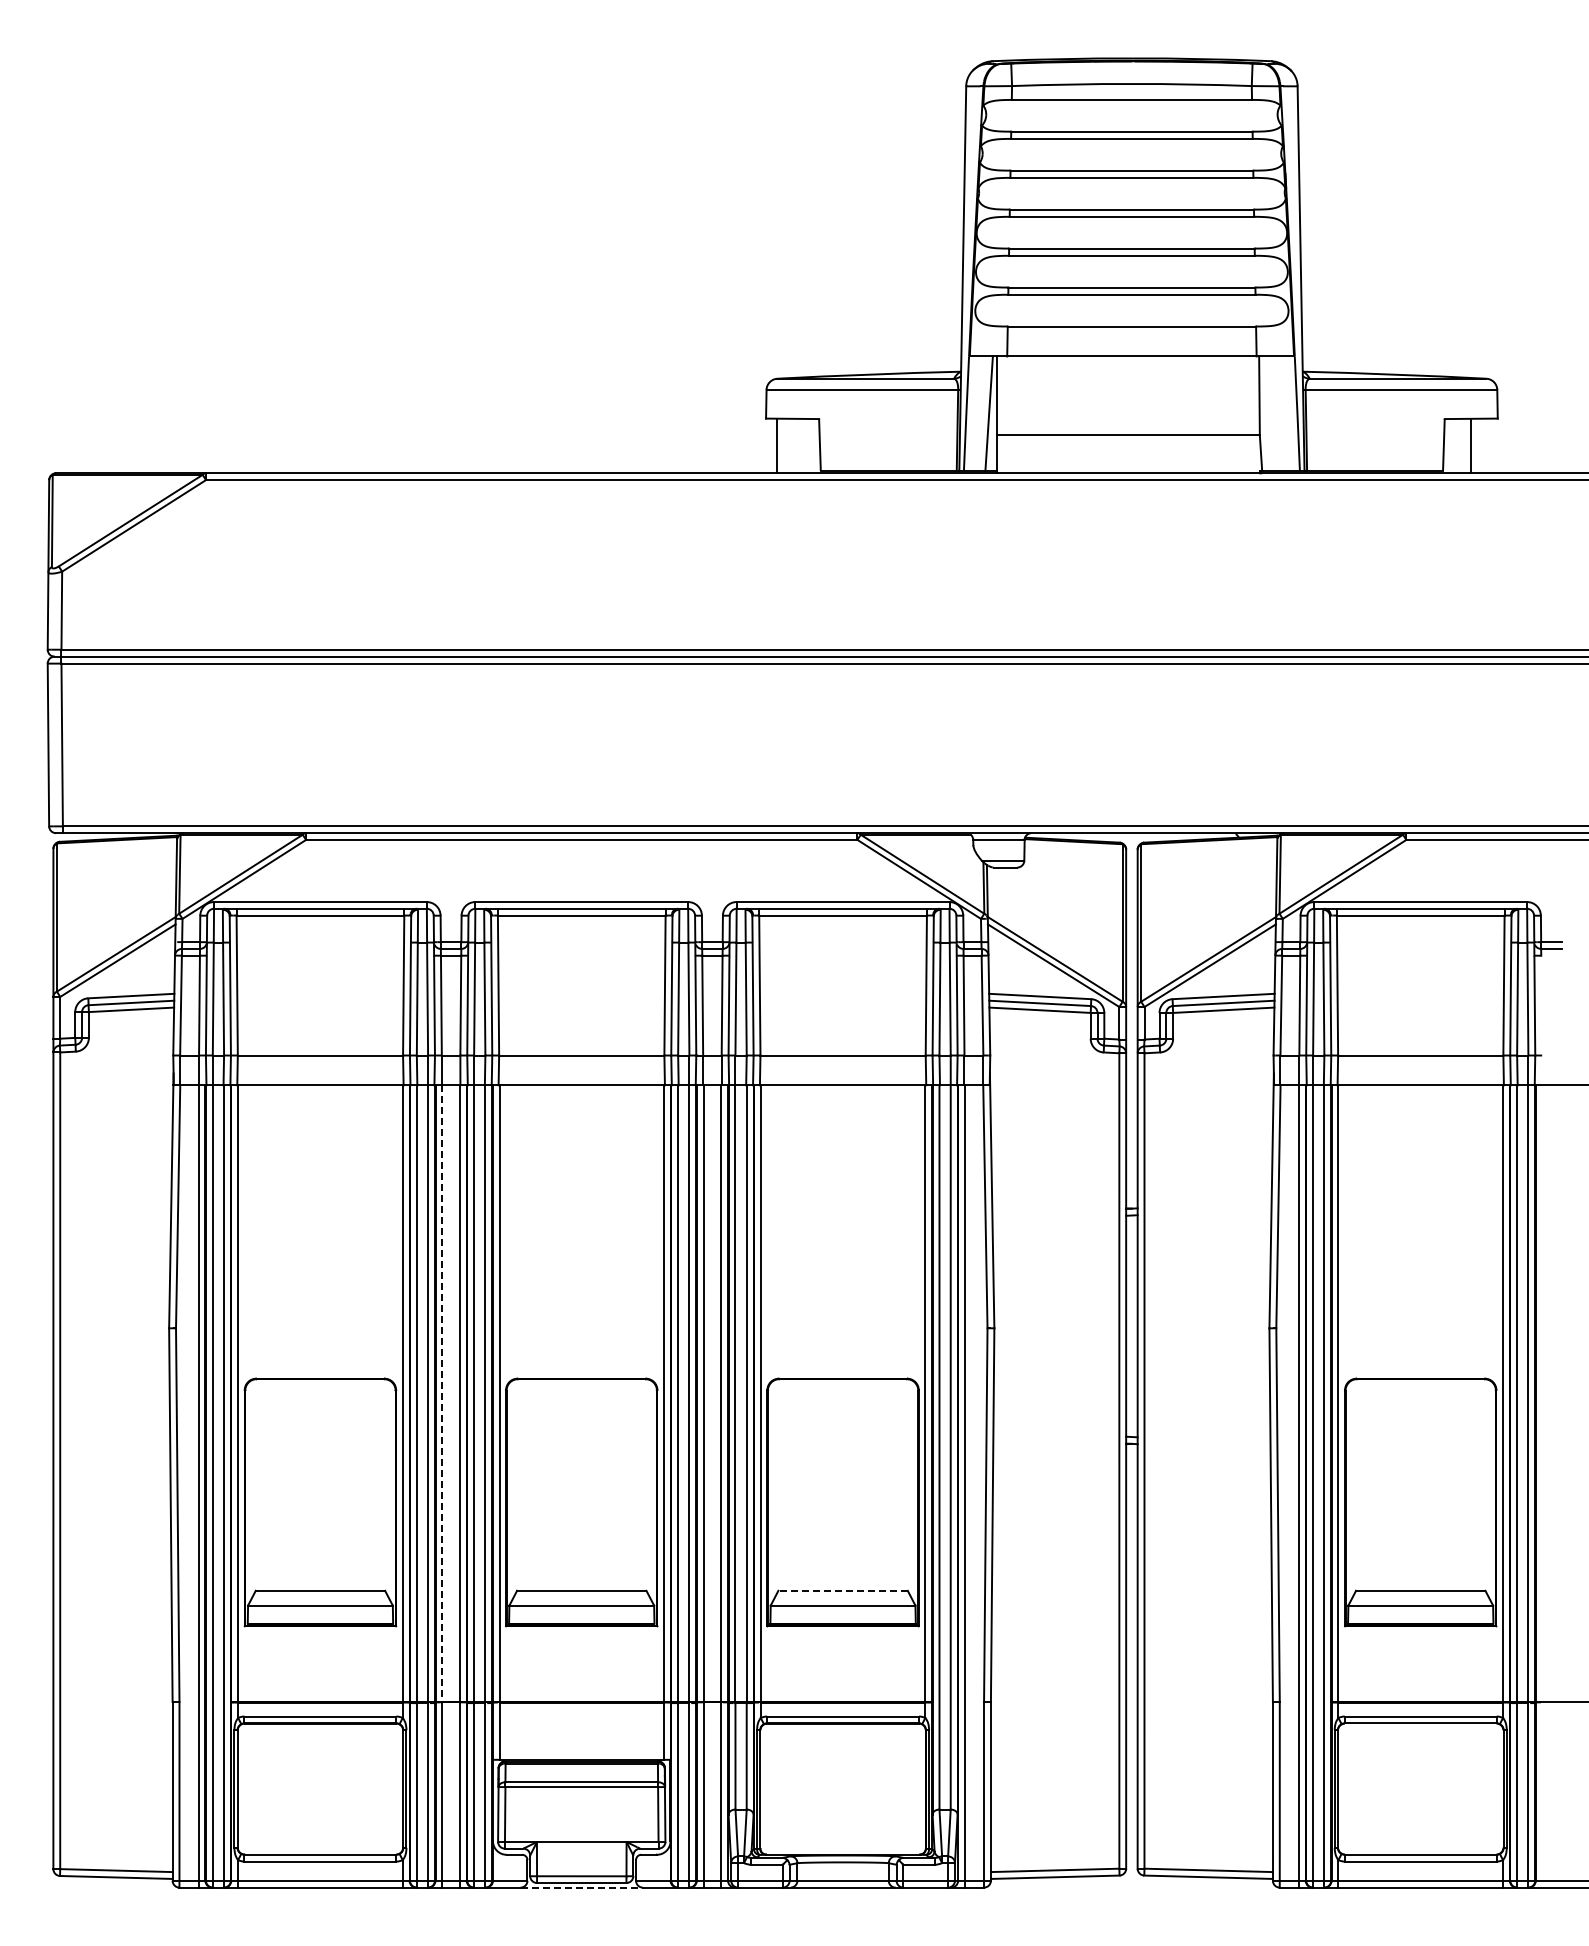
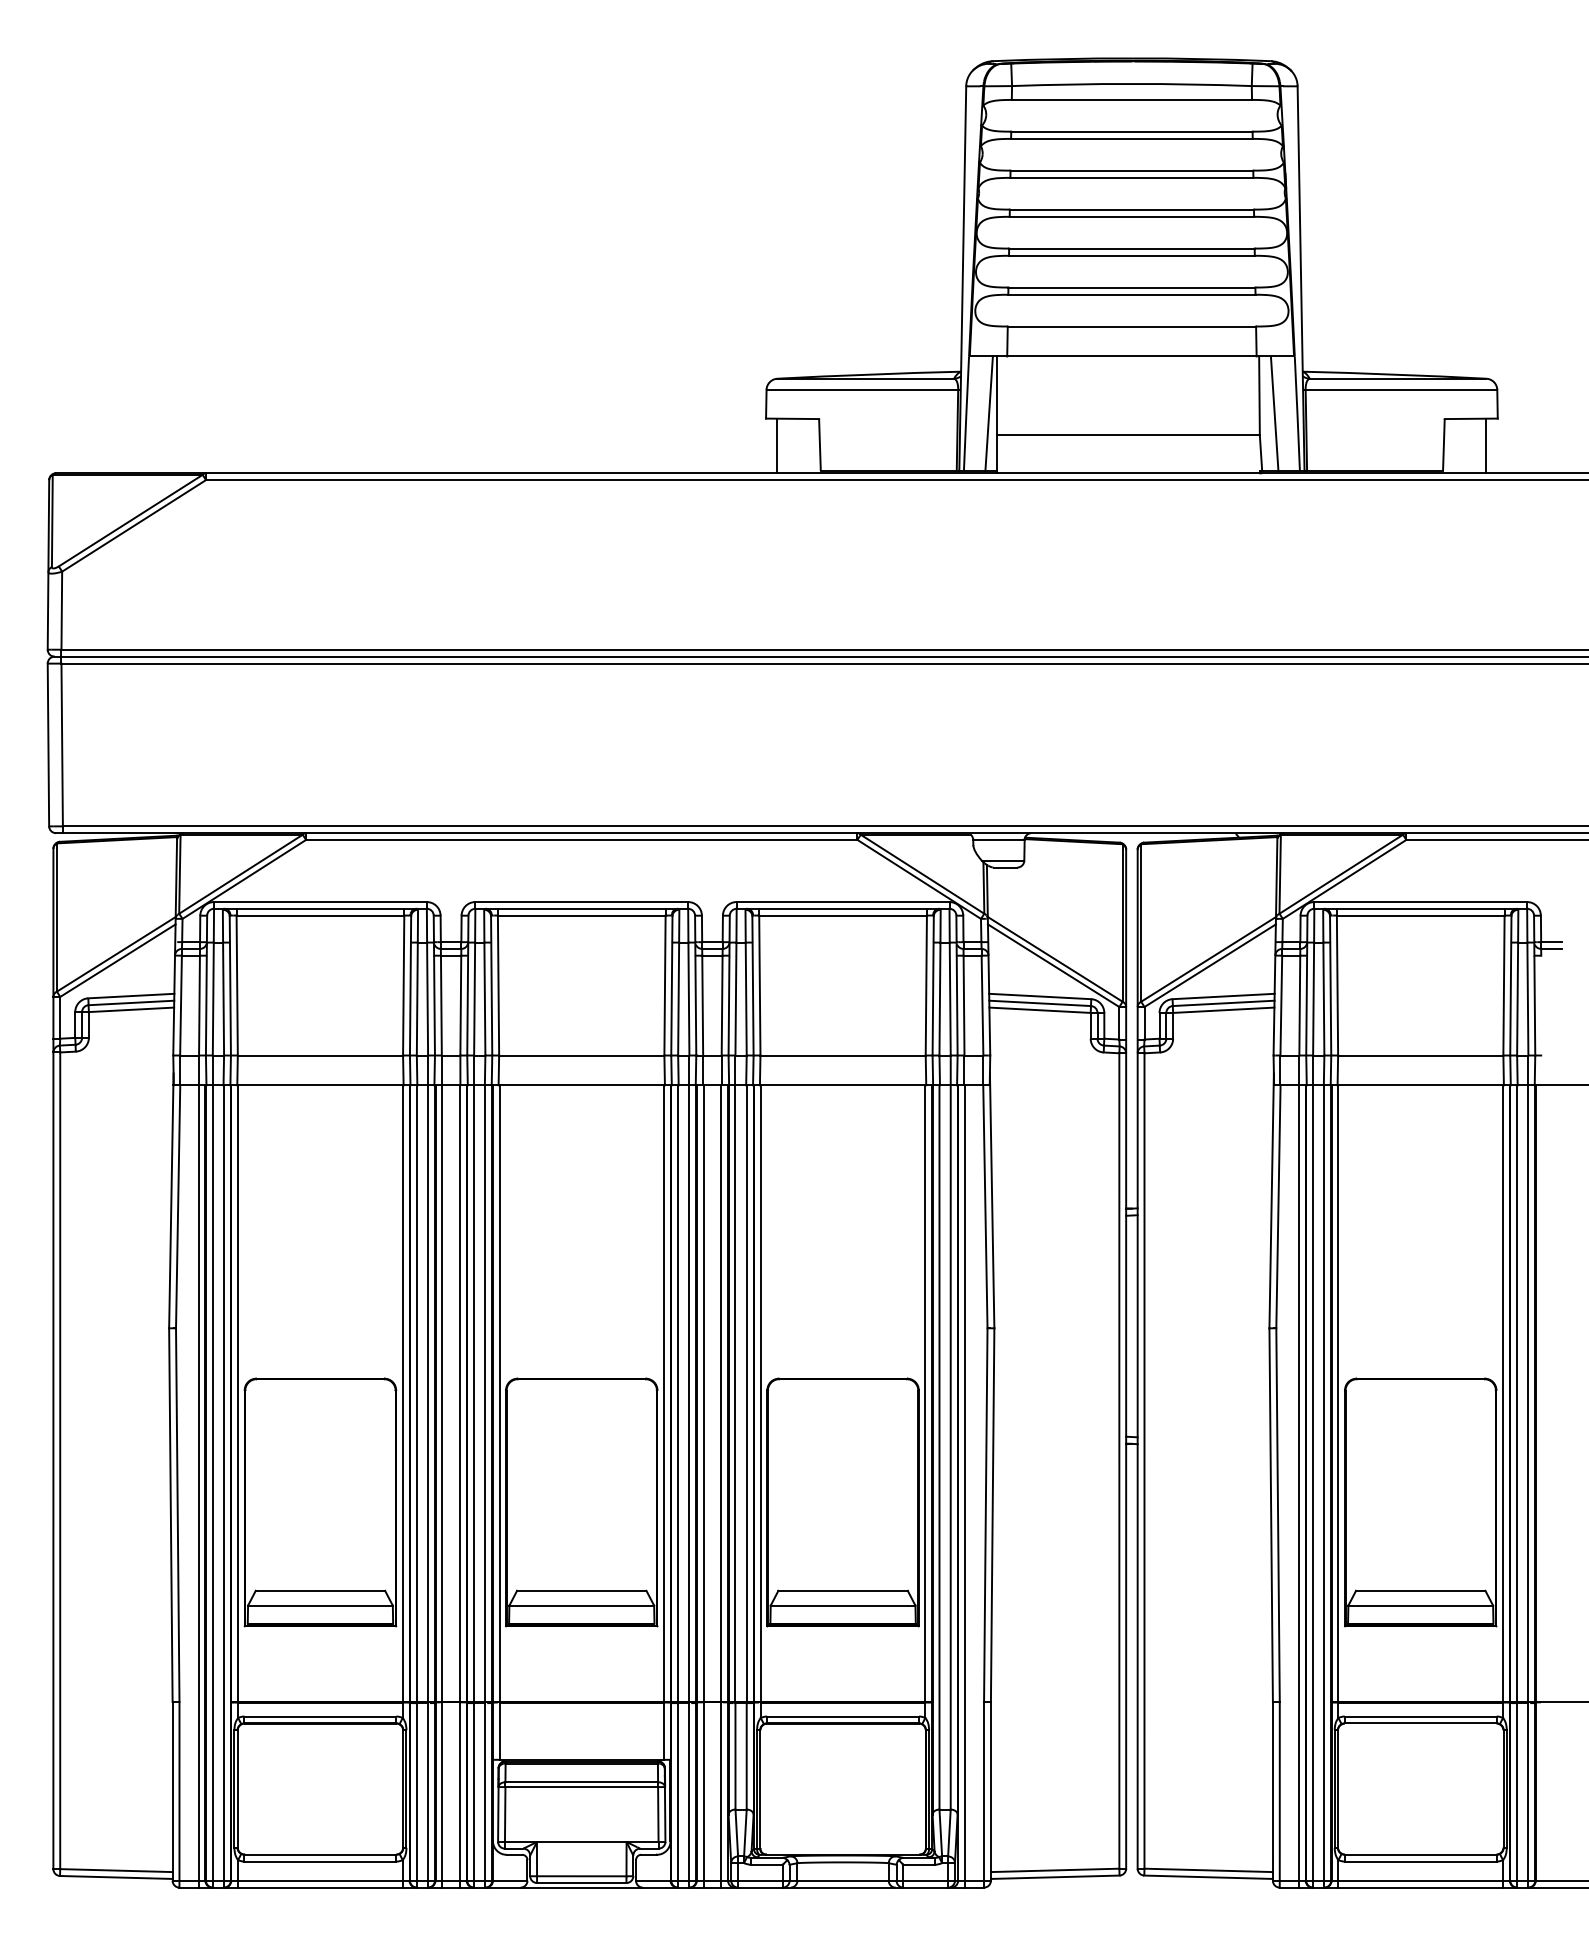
line: none -> present (1274, 413)
line position: (1471, 445) -> (1486, 445) (1486, 445)
line: dashed -> solid (442, 1394)
line: dashed -> solid (843, 1590)
line: dashed -> solid (582, 1887)
